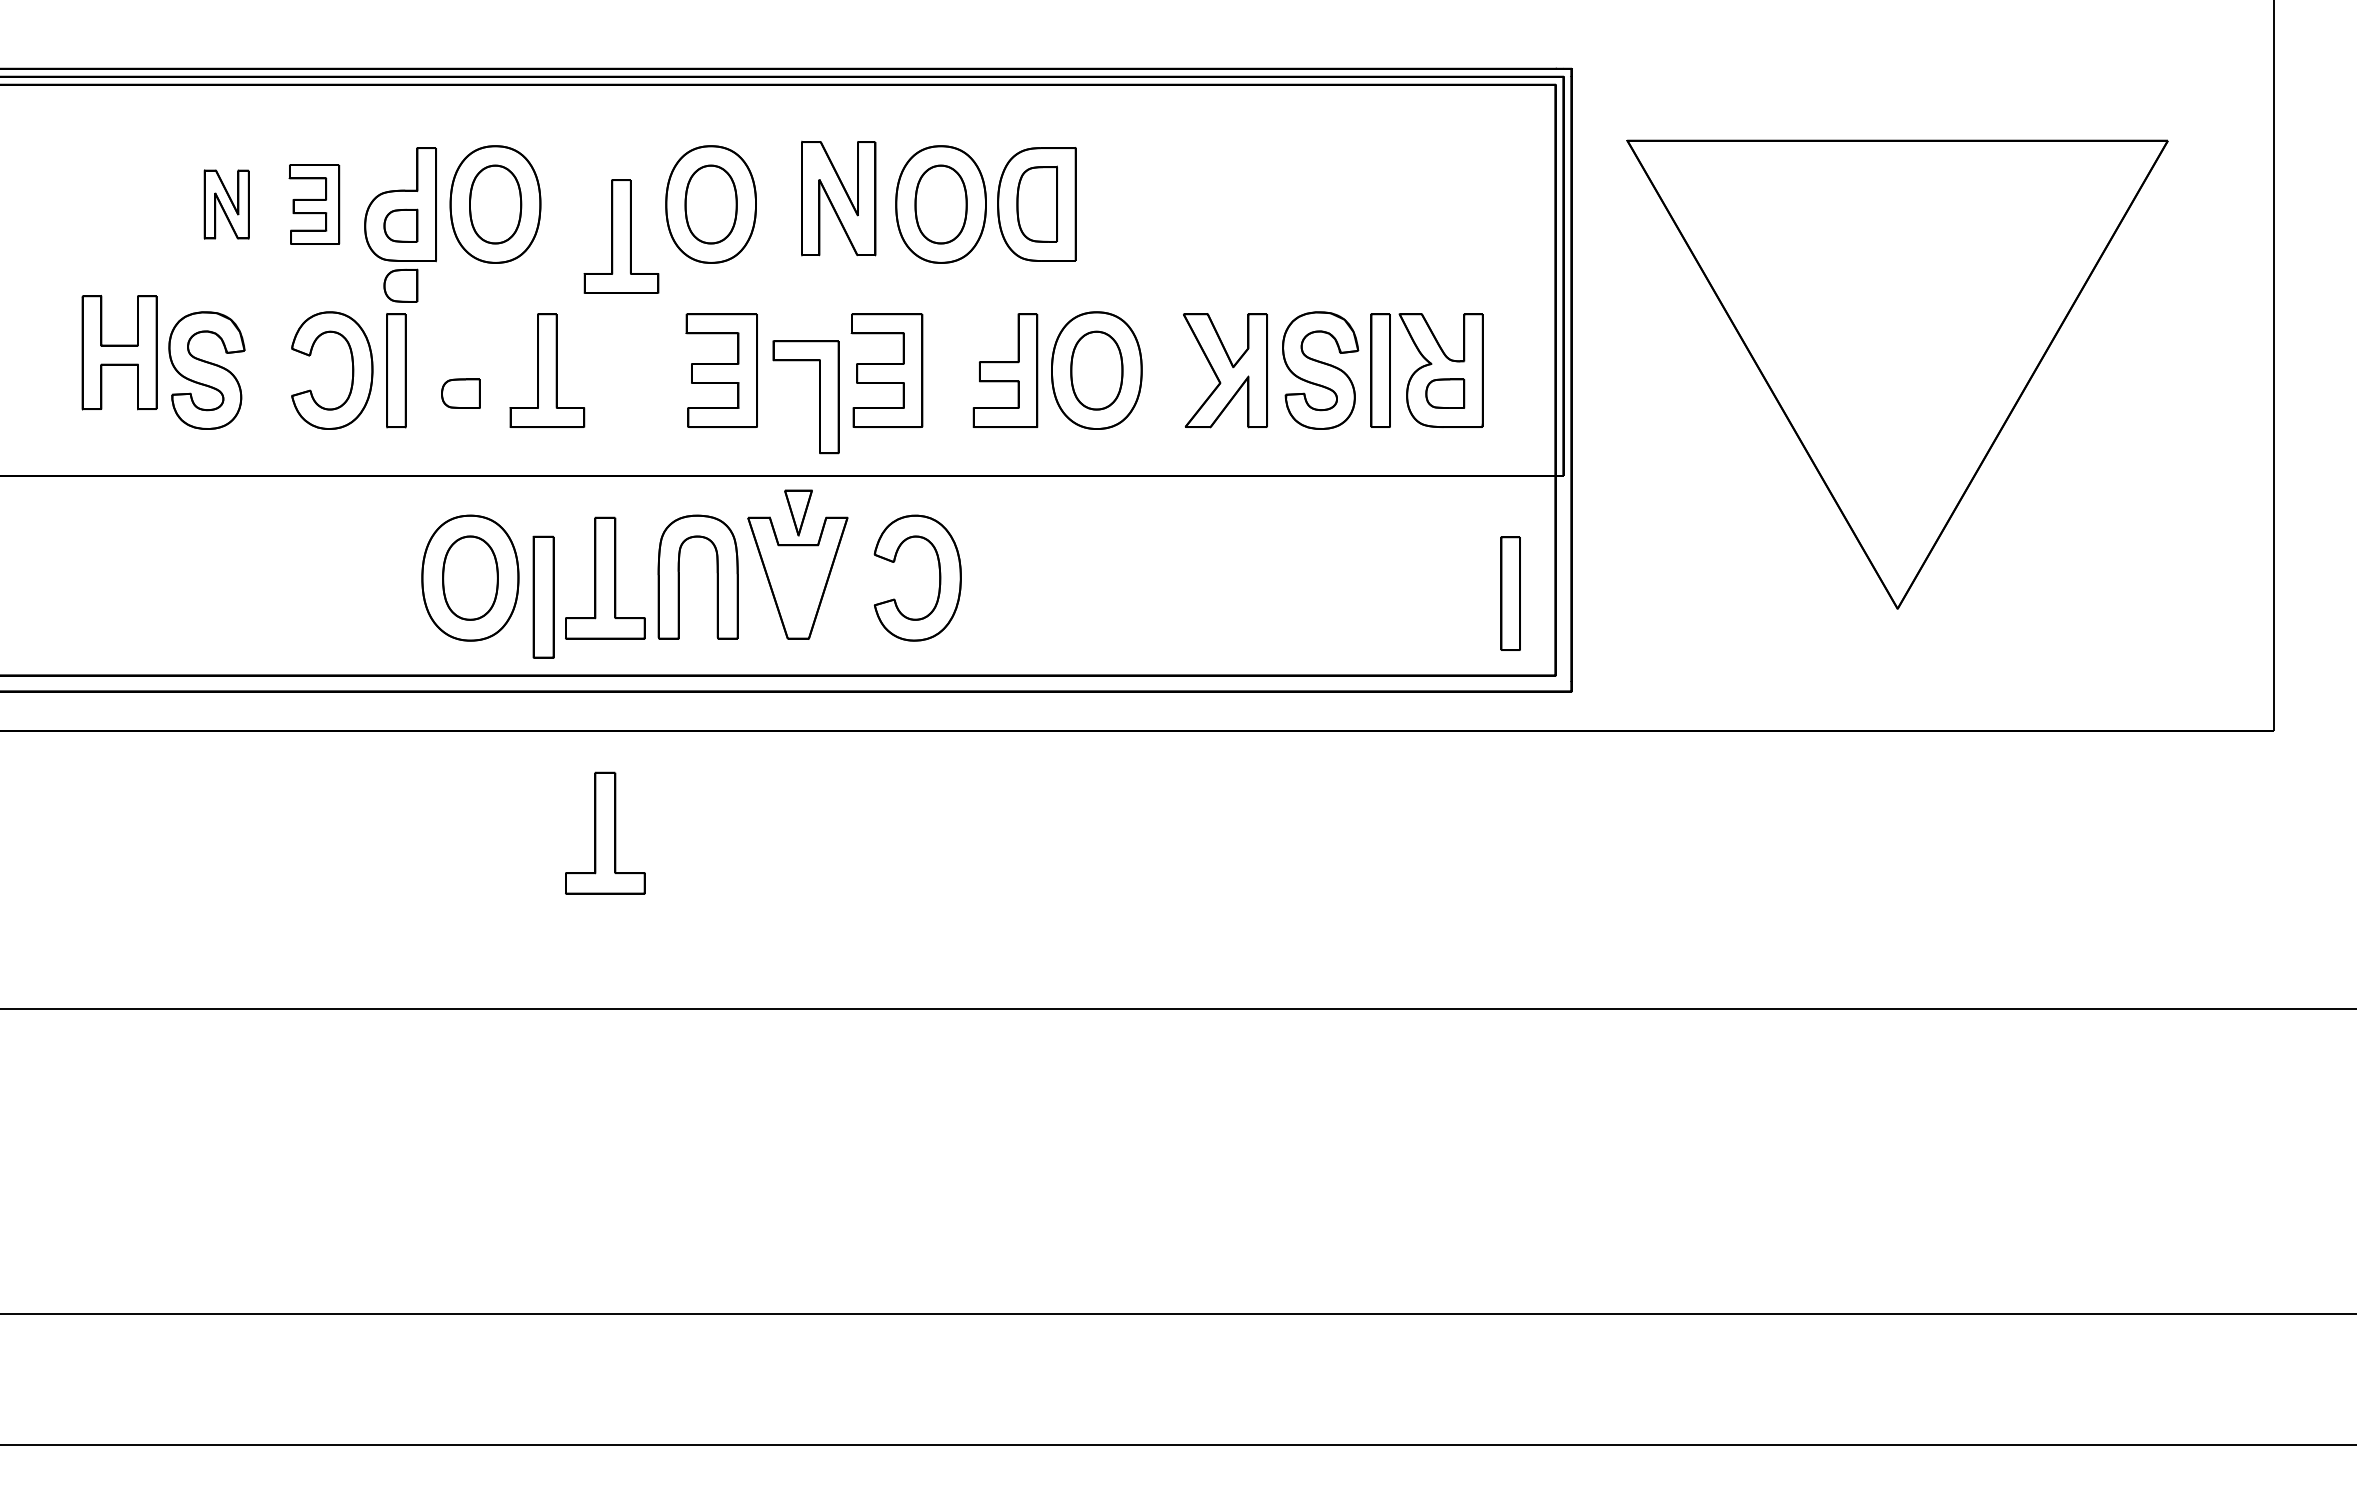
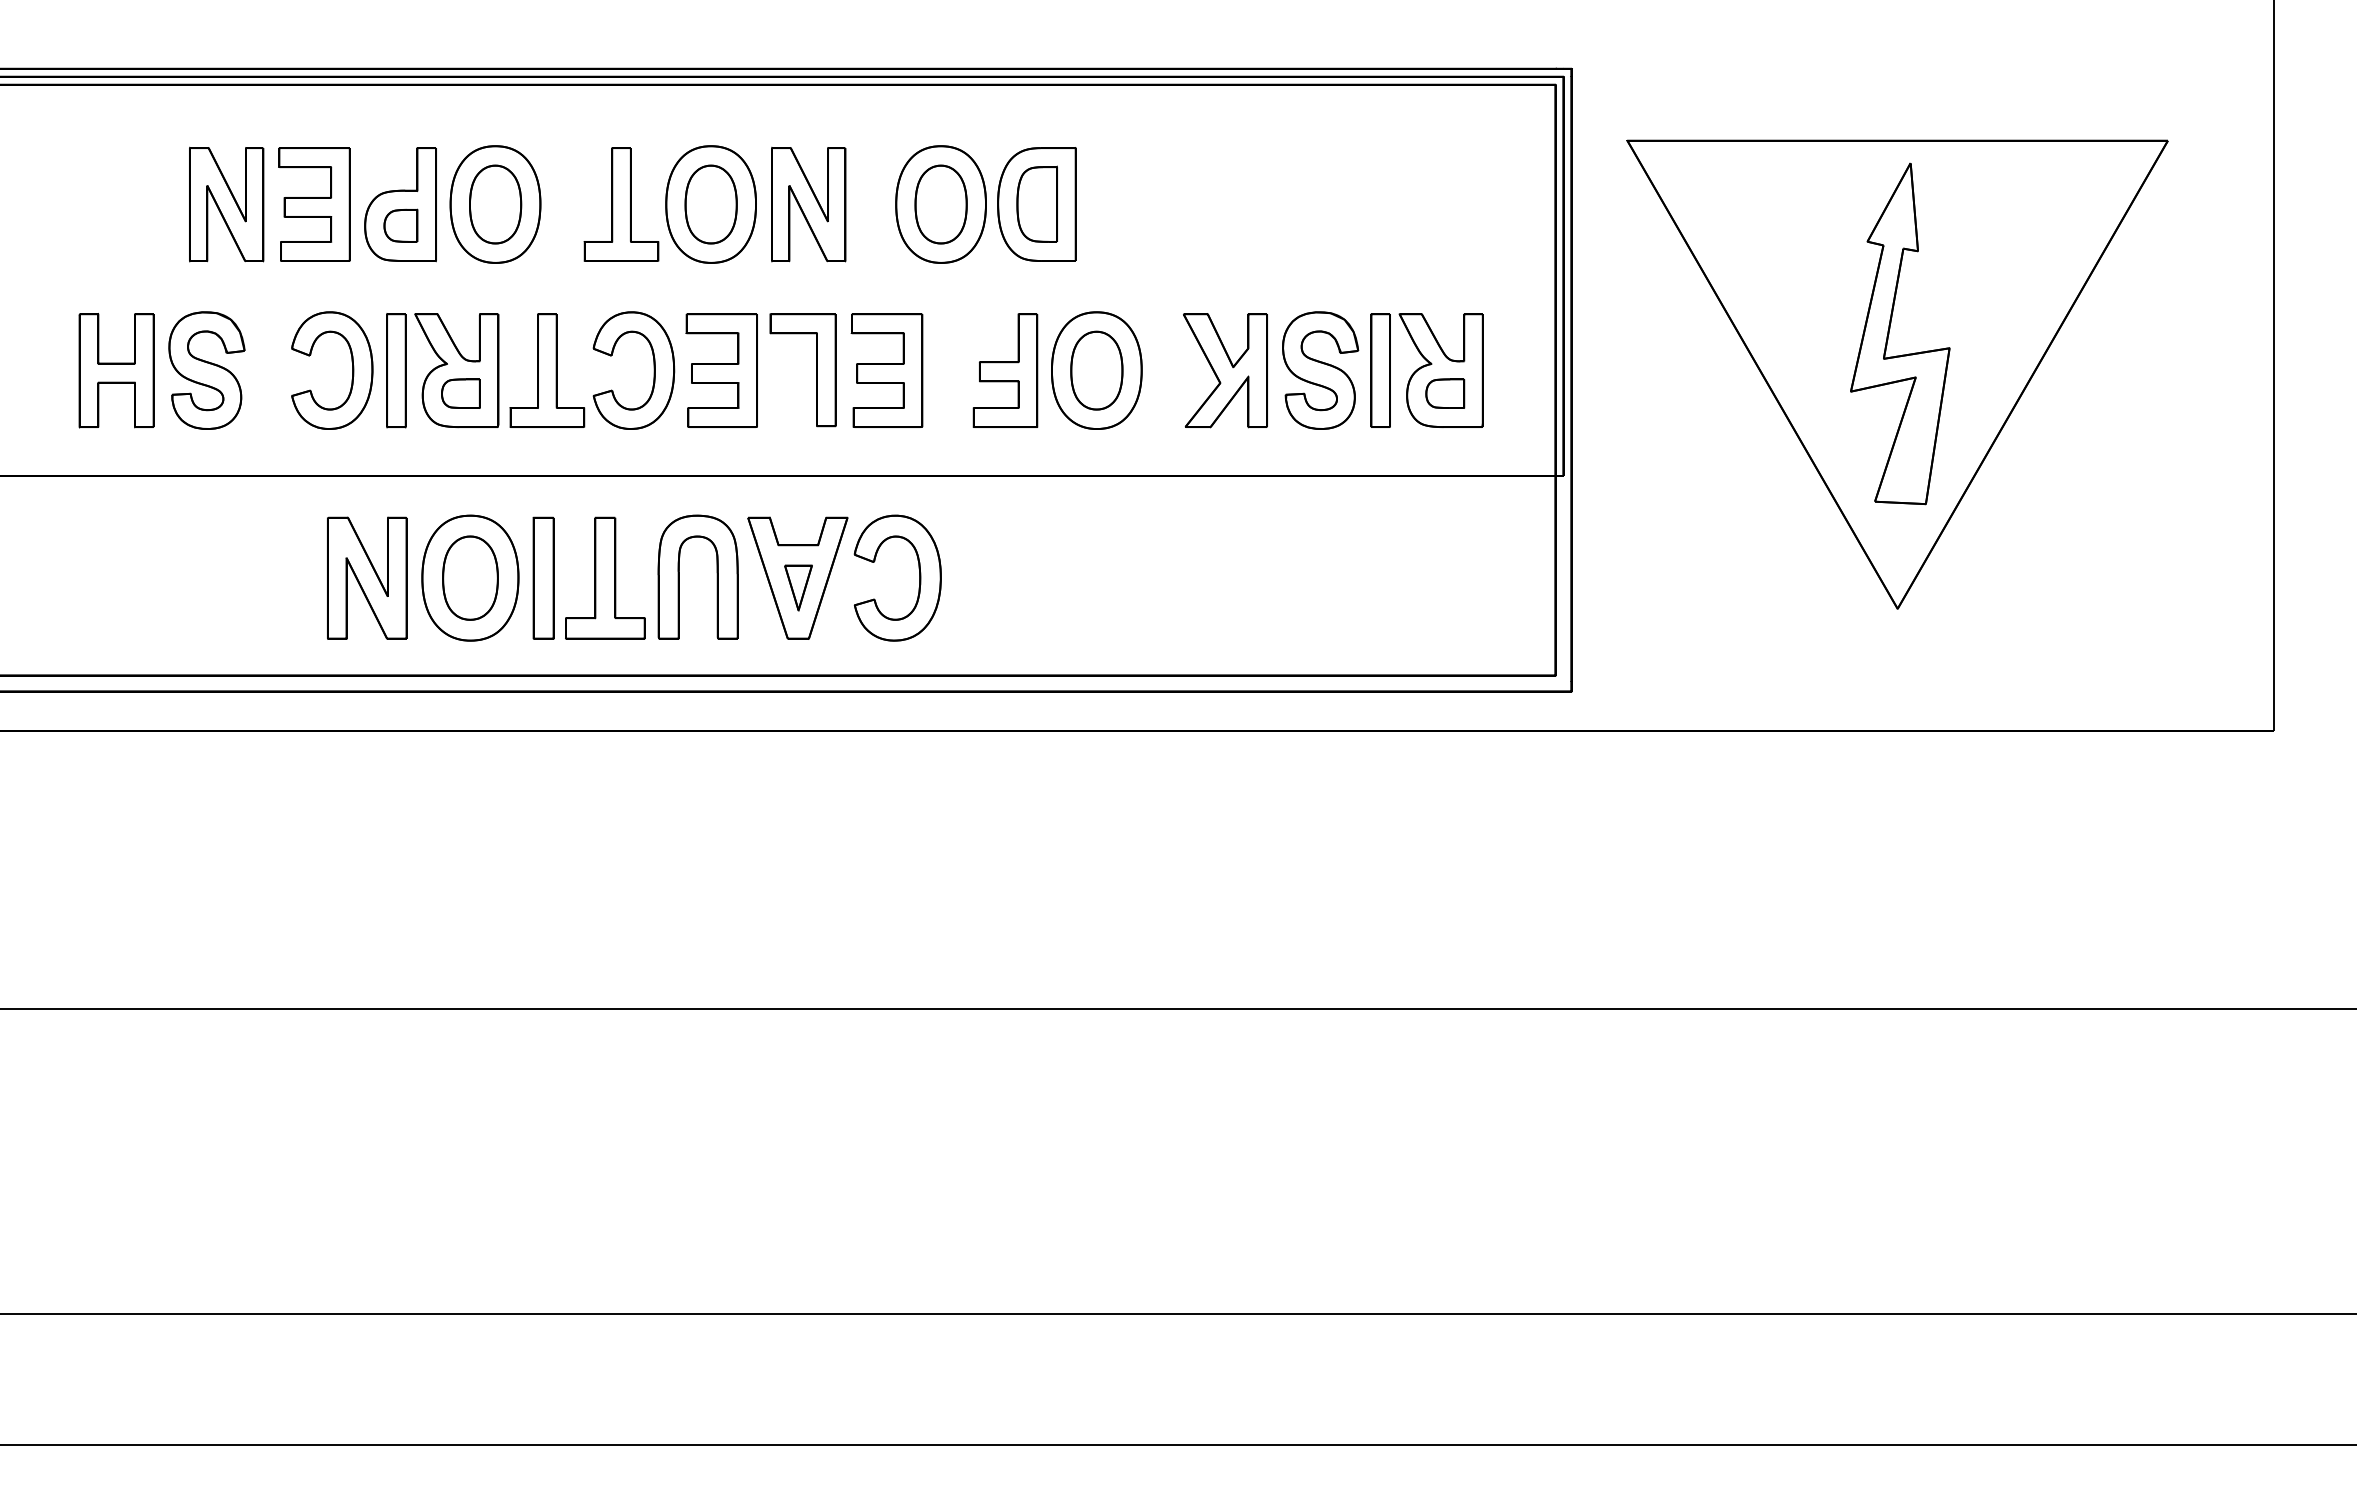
part position: (838, 198) -> (808, 204) (808, 204)
part size: 47x71 px -> 76x117 px (226, 204)
part size: 53x81 px -> 73x115 px (314, 204)
part position: (621, 236) -> (621, 204) (621, 204)
part: present -> none (400, 285)
part: none -> present (1889, 333)
part position: (119, 352) -> (116, 370) (116, 370)
part: none -> present (456, 370)
part: none -> present (653, 370)
part position: (819, 397) -> (816, 370) (816, 370)
part position: (798, 512) -> (798, 587) (798, 587)
part: none -> present (367, 577)
part position: (939, 577) -> (919, 577) (919, 577)
part: present -> none (1510, 593)
part position: (543, 596) -> (543, 577) (543, 577)
part: present -> none (605, 832)
